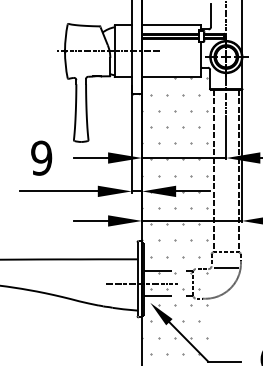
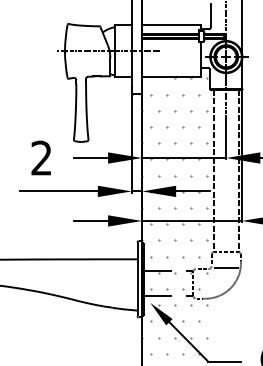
text: 9 -> 2 (41, 157)
line: present -> none (140, 283)
